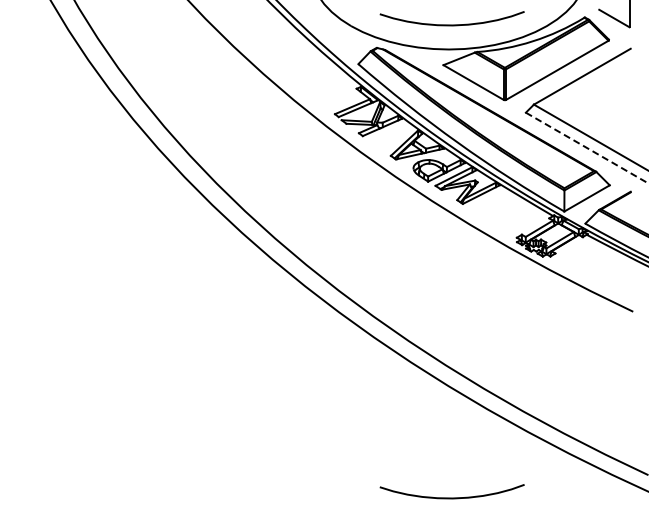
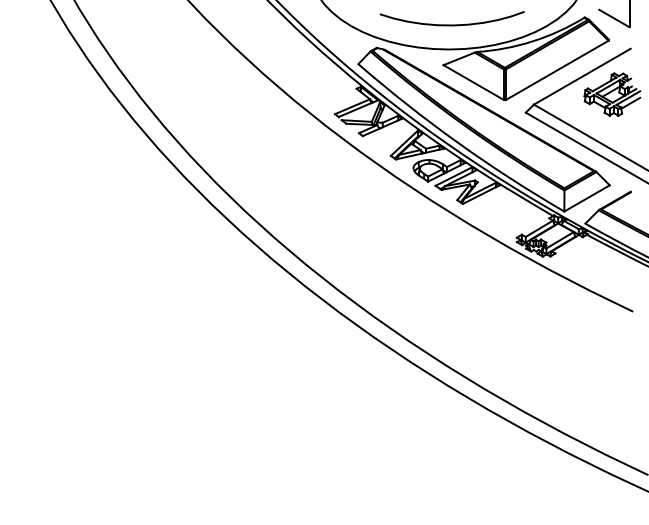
part: none -> present (612, 94)
line: dashed -> solid (587, 148)
curve: present -> none (451, 497)
